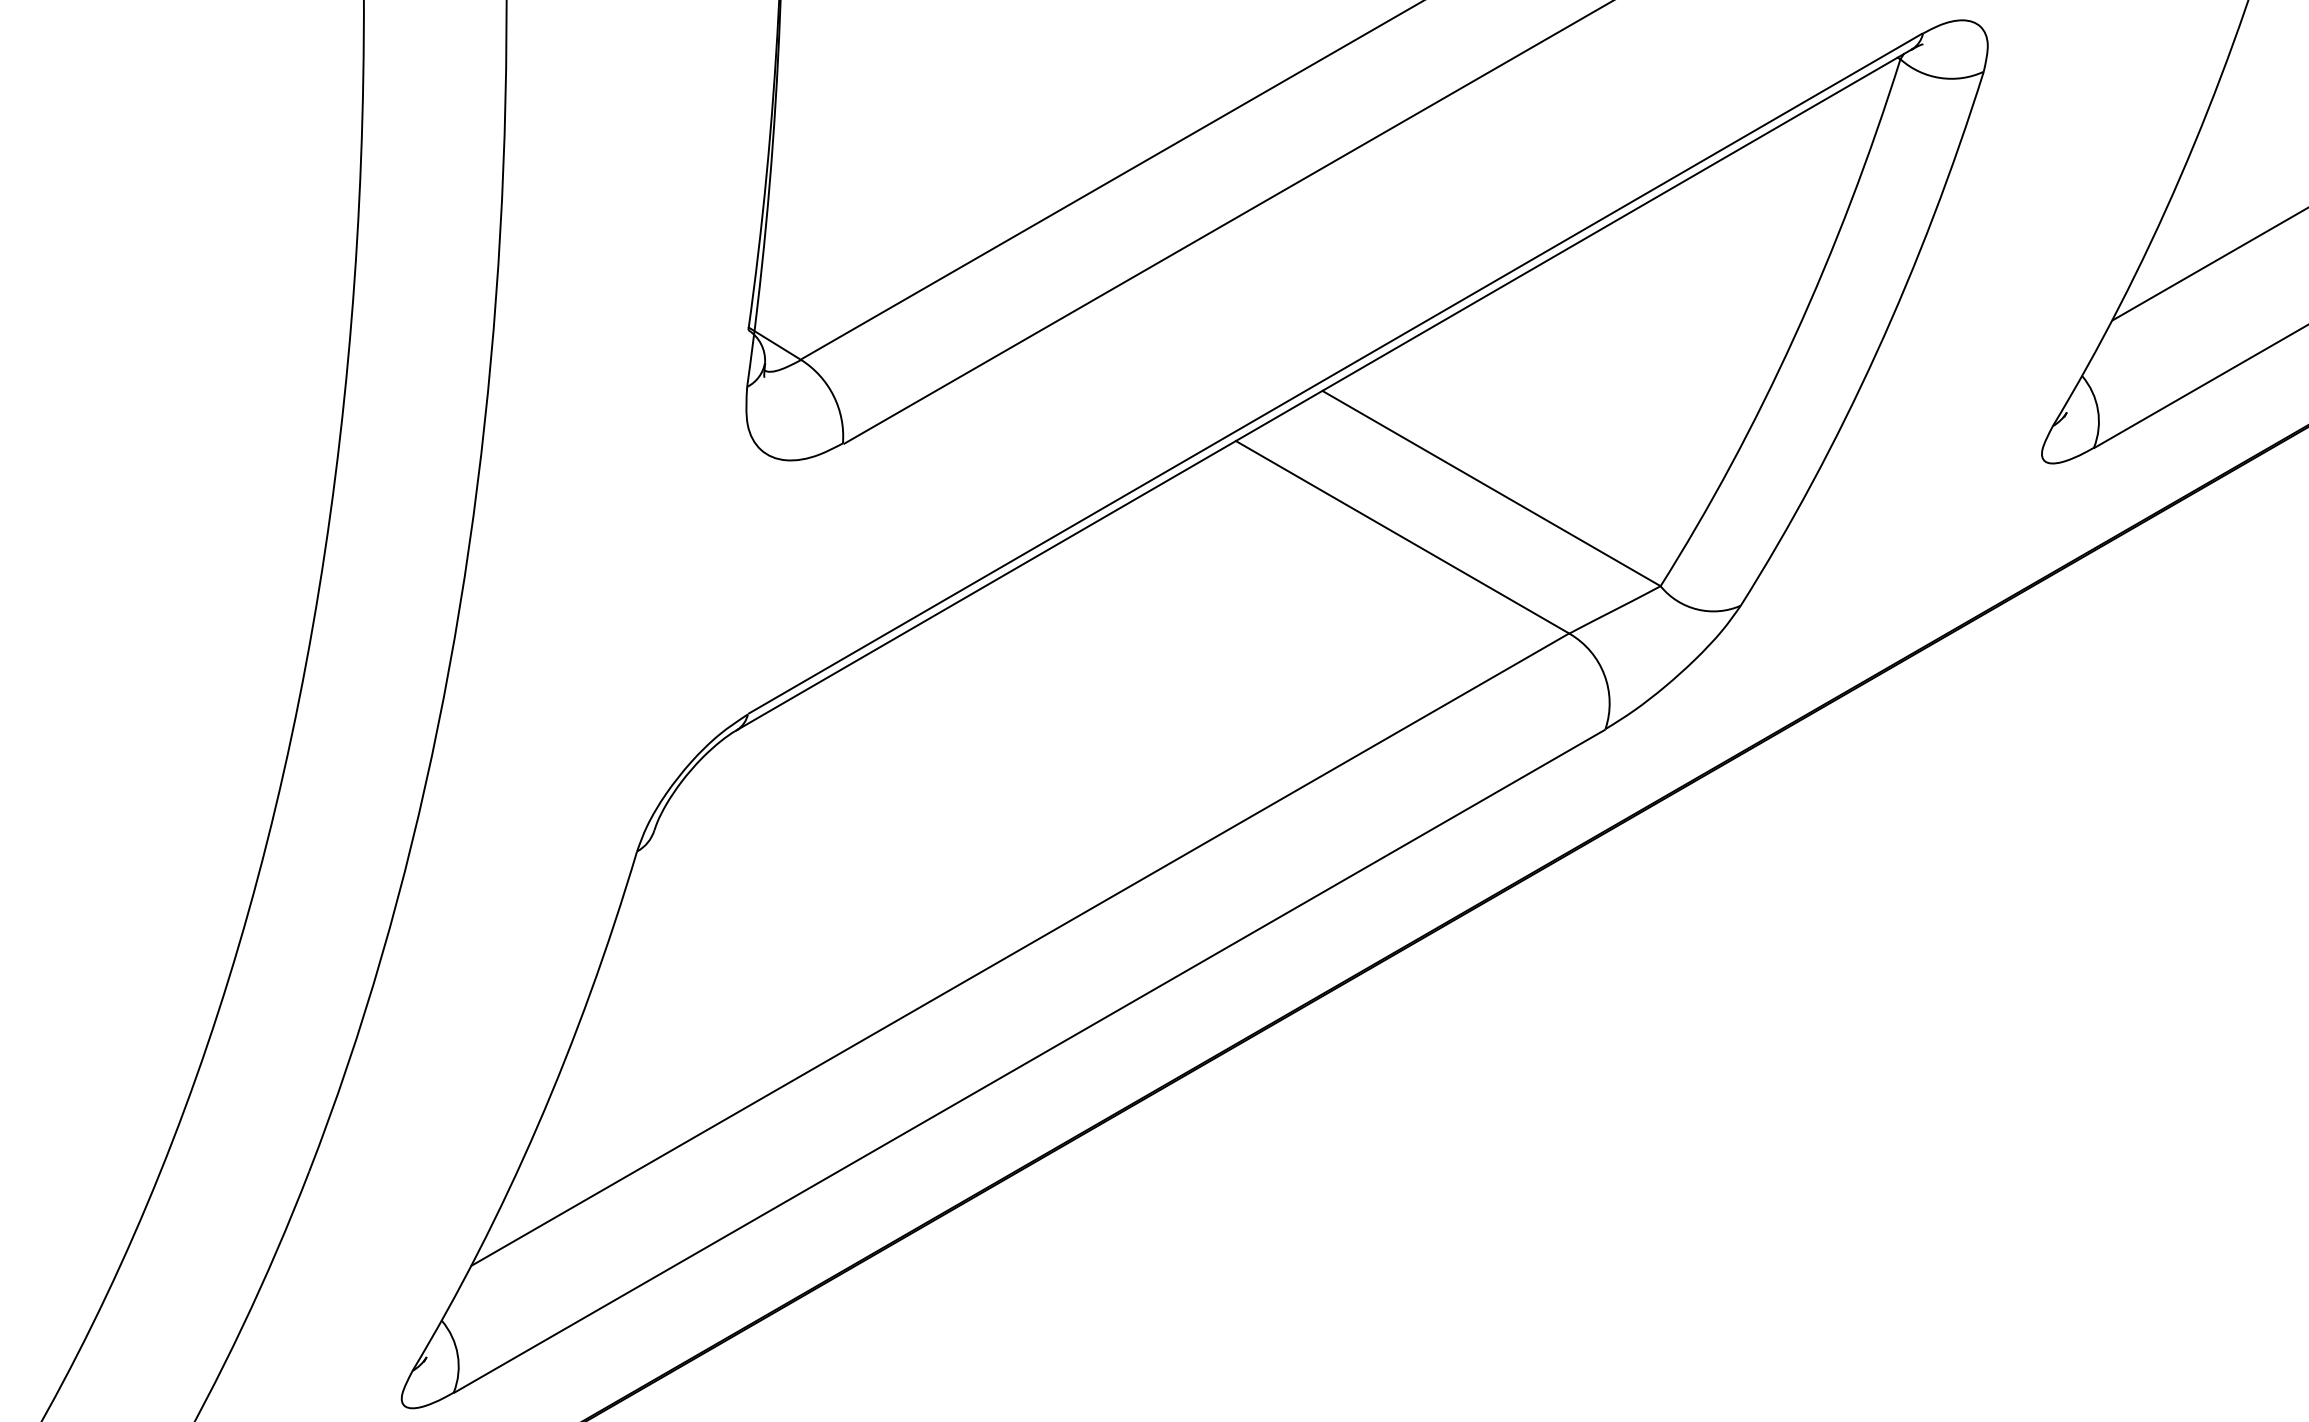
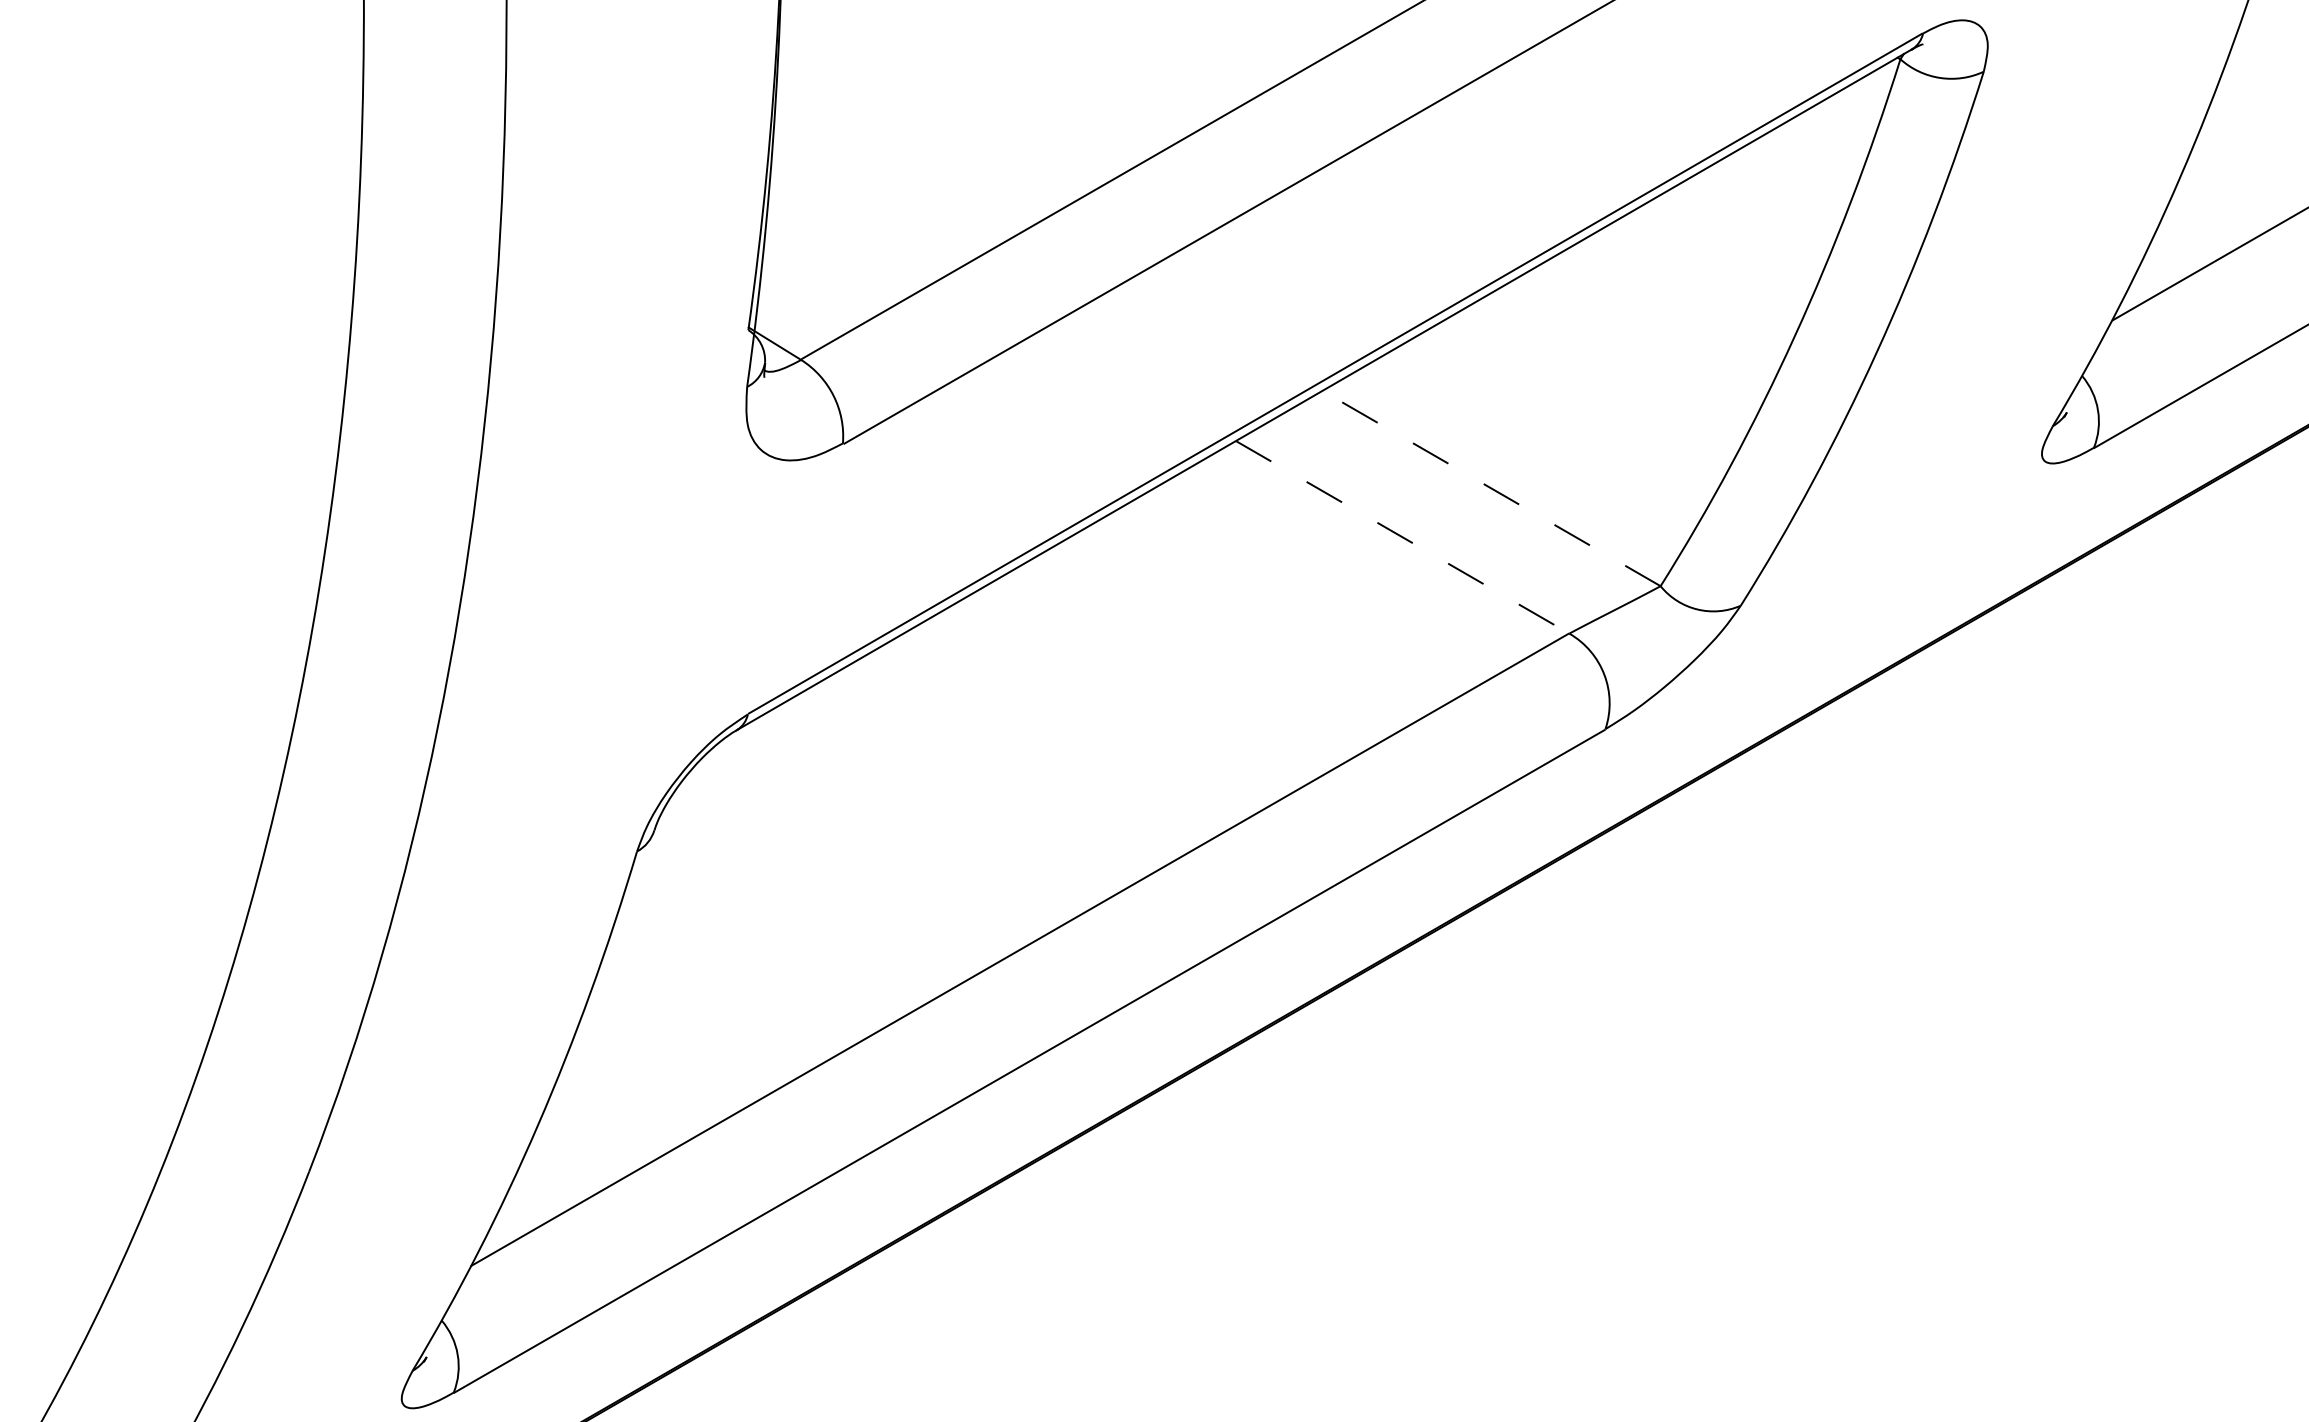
line: solid -> dashed (1491, 488)
line: solid -> dashed (1402, 537)
